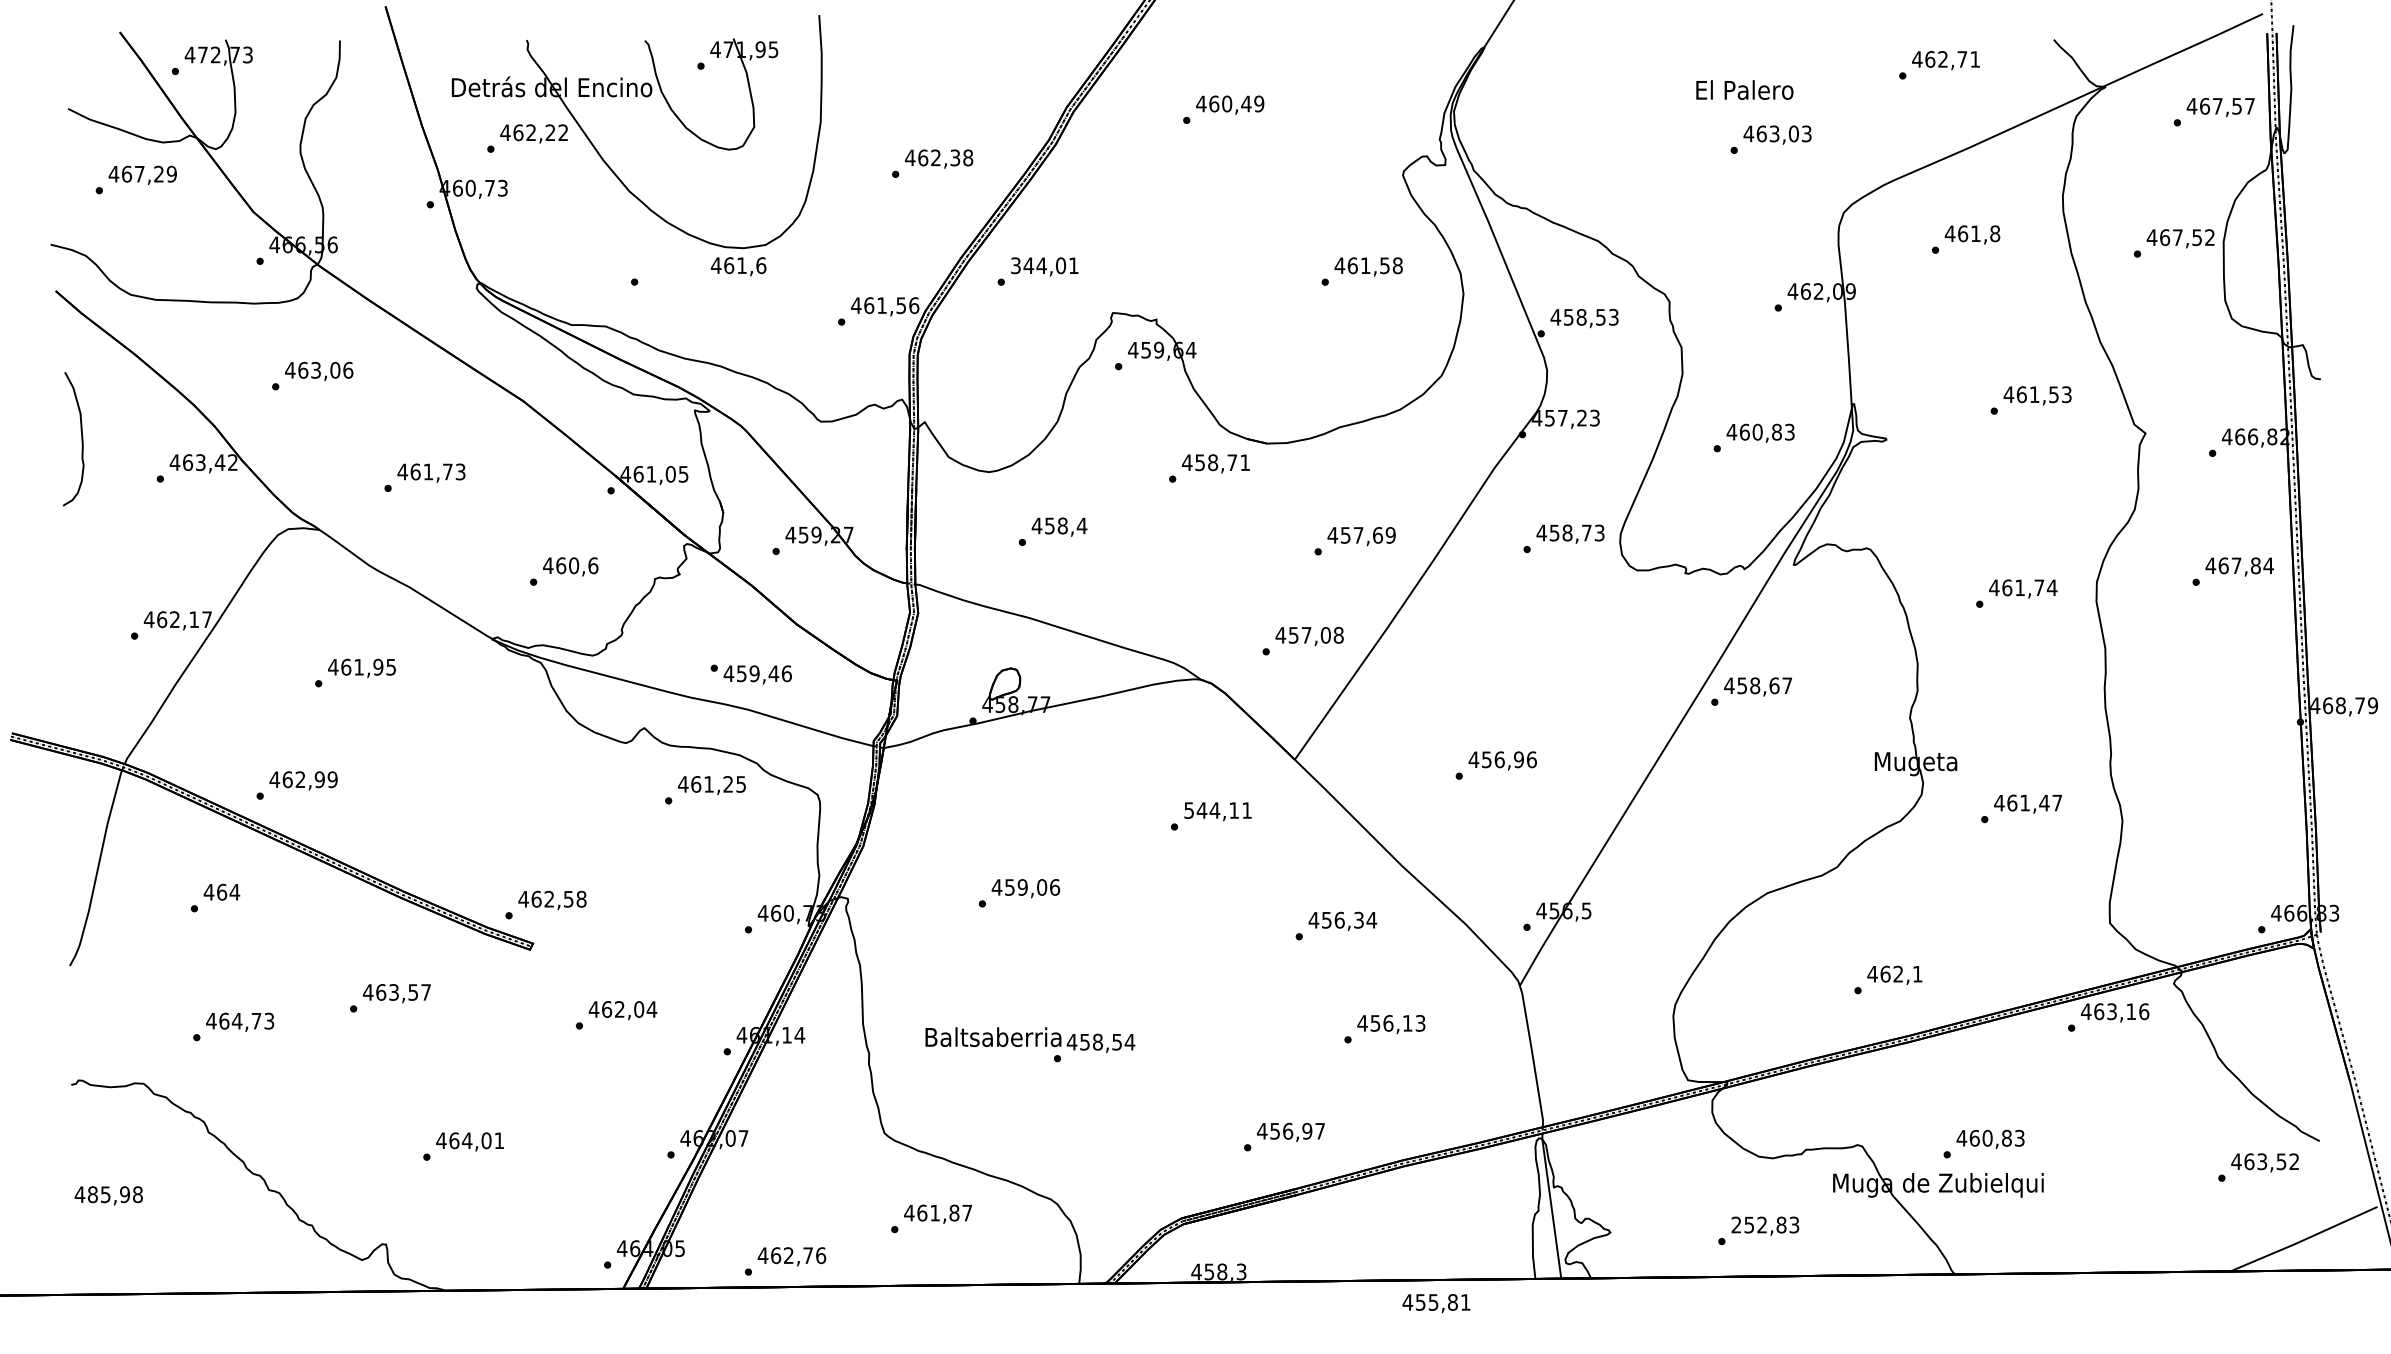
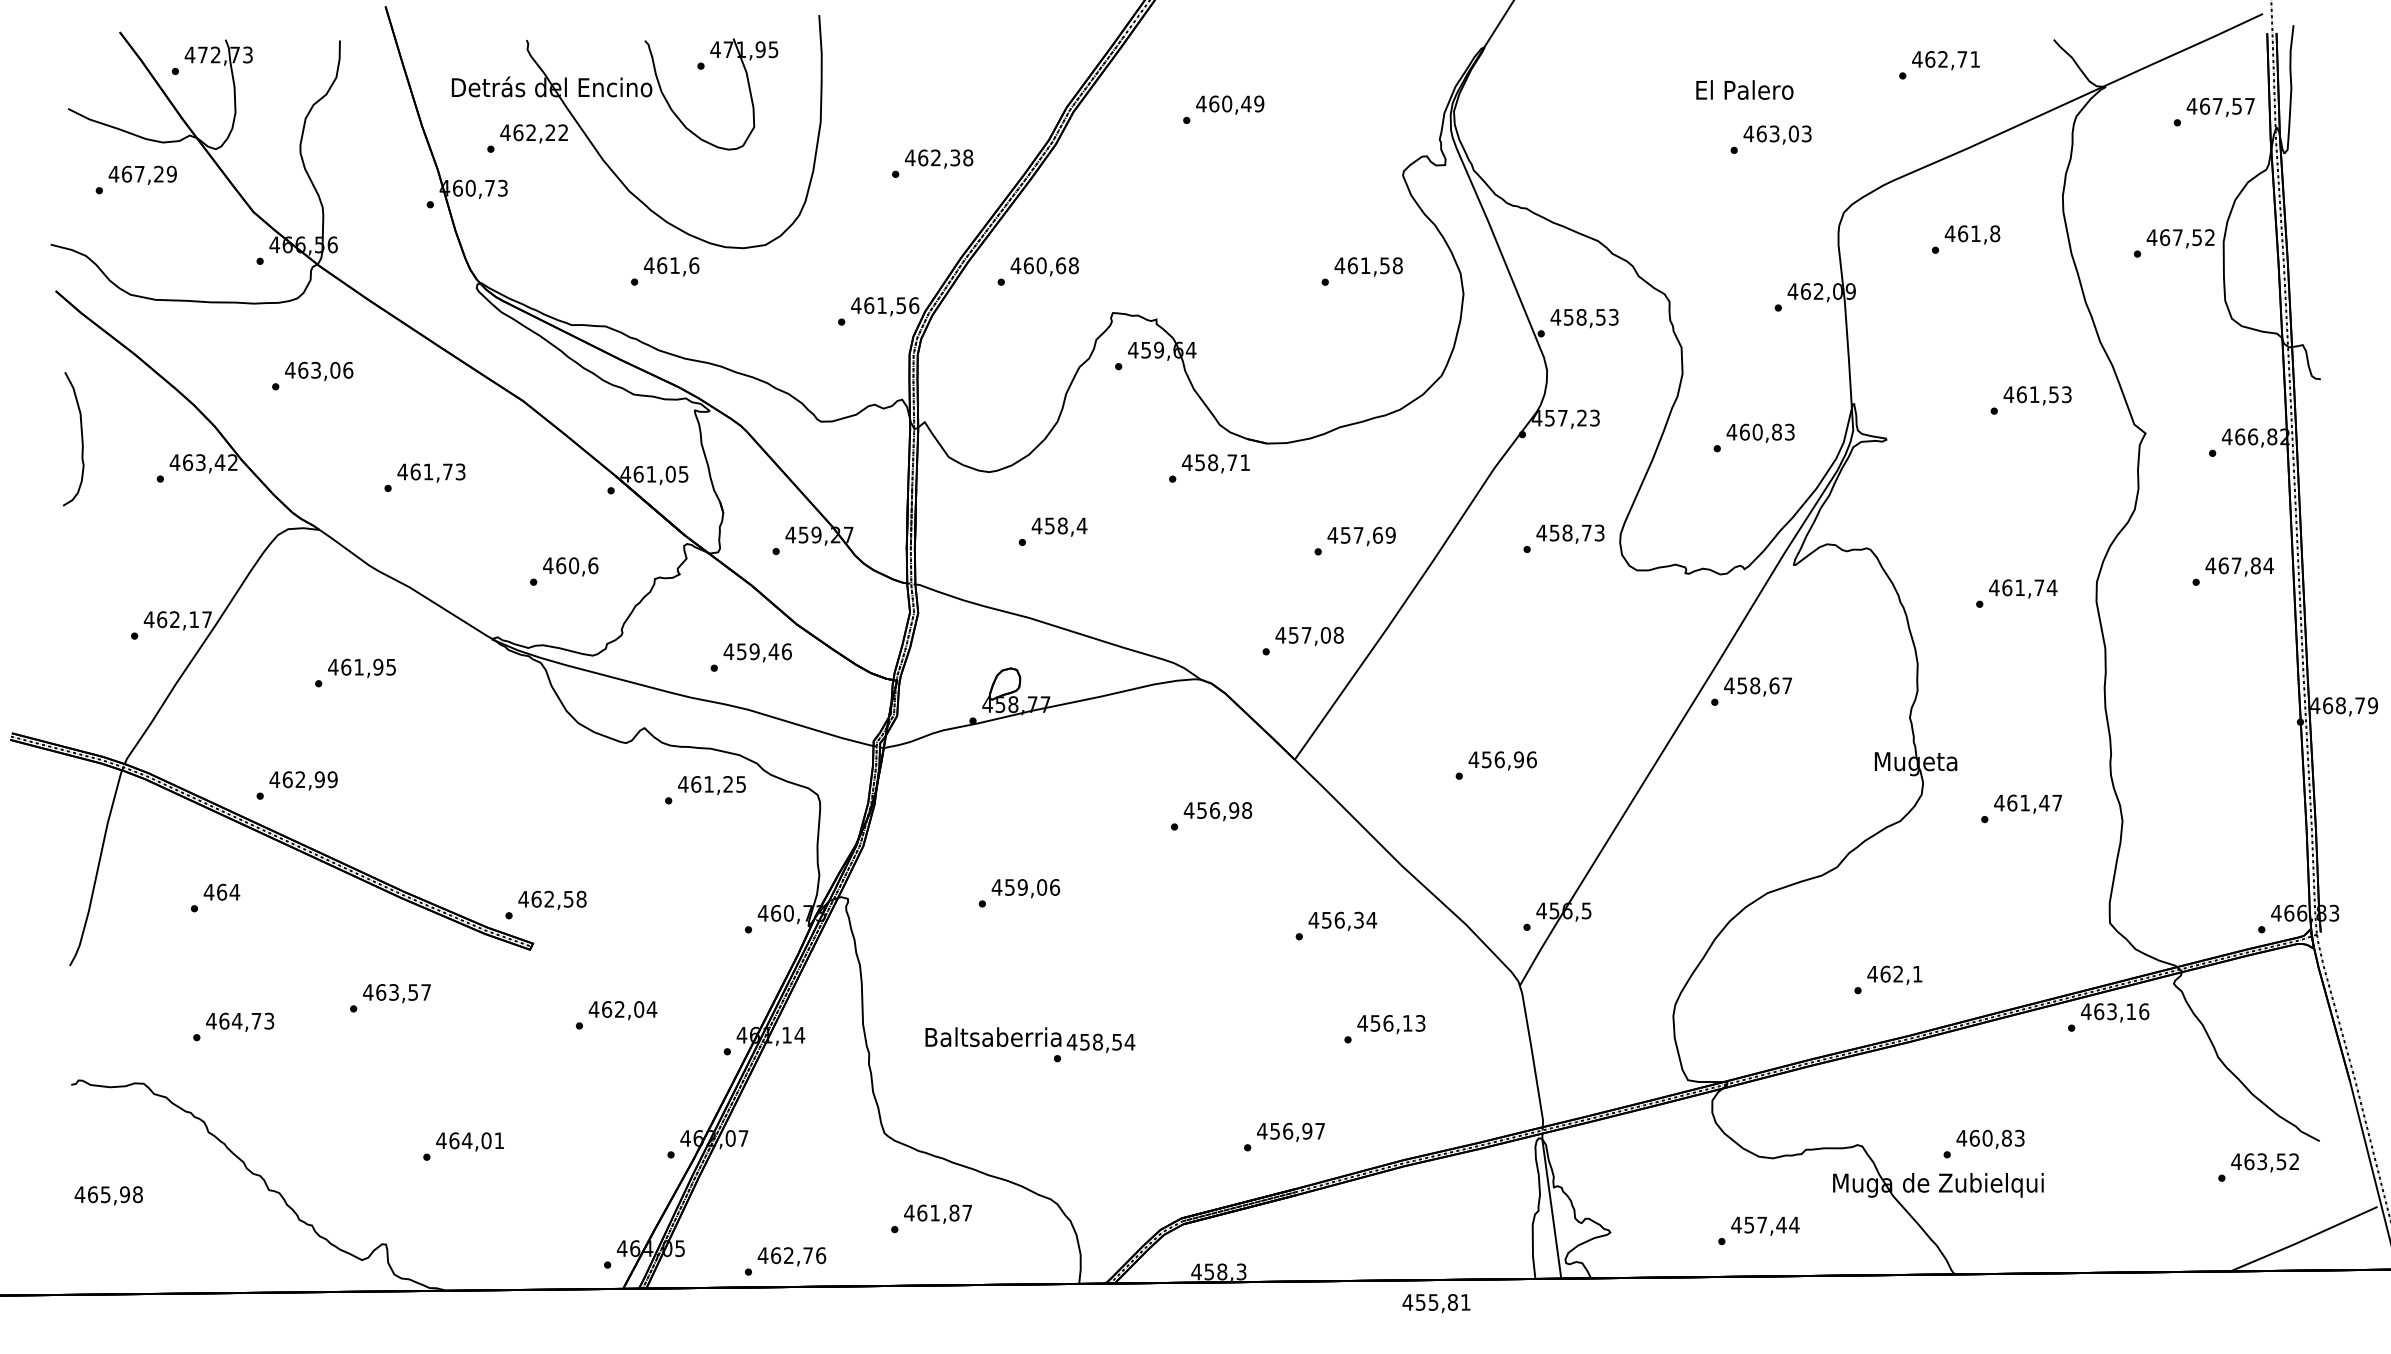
text: 344,01 -> 460,68 (1044, 265)
text position: (738, 266) -> (671, 266) (671, 266)
text position: (757, 674) -> (757, 652) (757, 652)
text: 544,11 -> 456,98 (1217, 810)
text: 485,98 -> 465,98 (92, 1194)
text: 252,83 -> 457,44 (1765, 1224)
